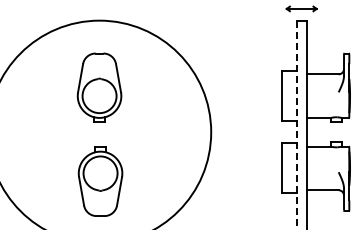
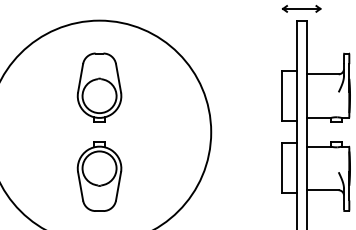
part size: 33x8 px -> 41x8 px (301, 8)
line: dashed -> solid (296, 125)
part position: (100, 181) -> (99, 176) (99, 176)
